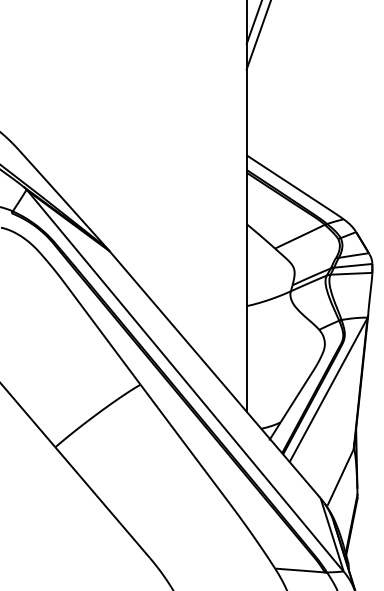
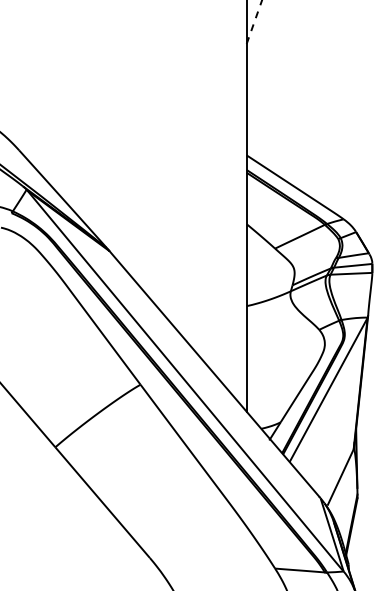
line: solid -> dashed (254, 22)
line: present -> none (258, 35)
